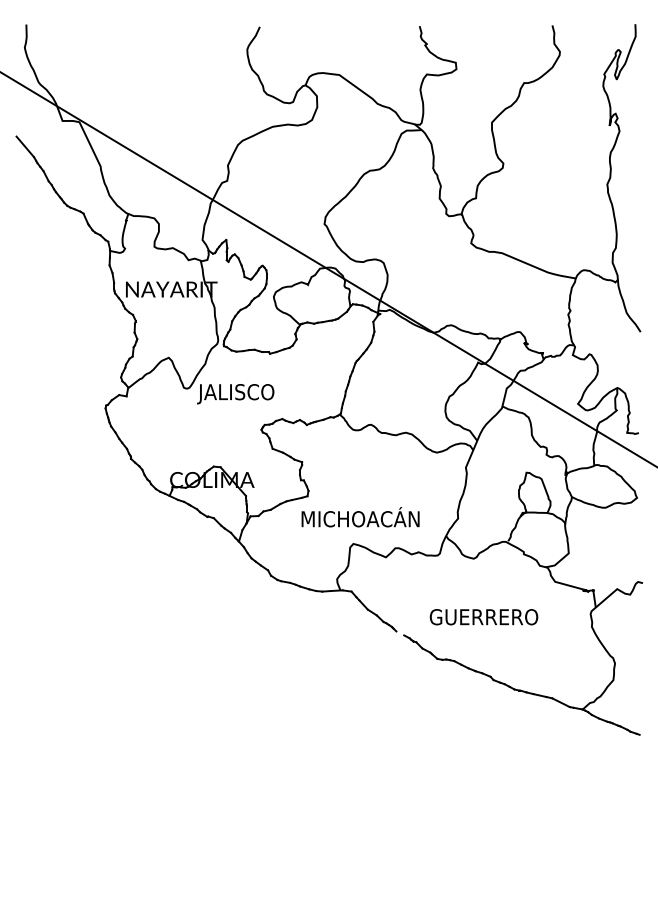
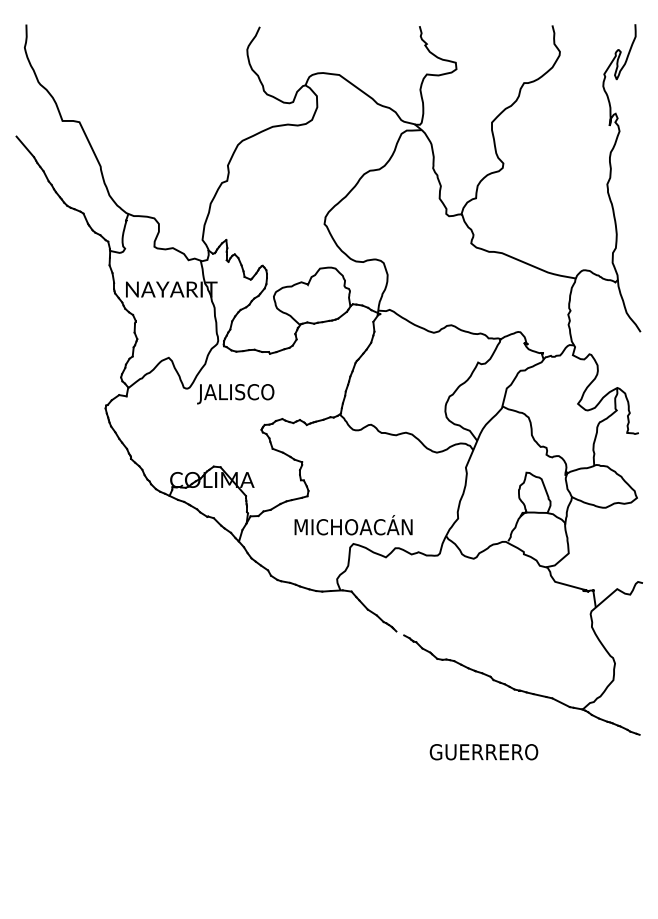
line: present -> none (328, 269)
text position: (360, 517) -> (353, 525) (353, 525)
text position: (483, 617) -> (483, 752) (483, 752)
